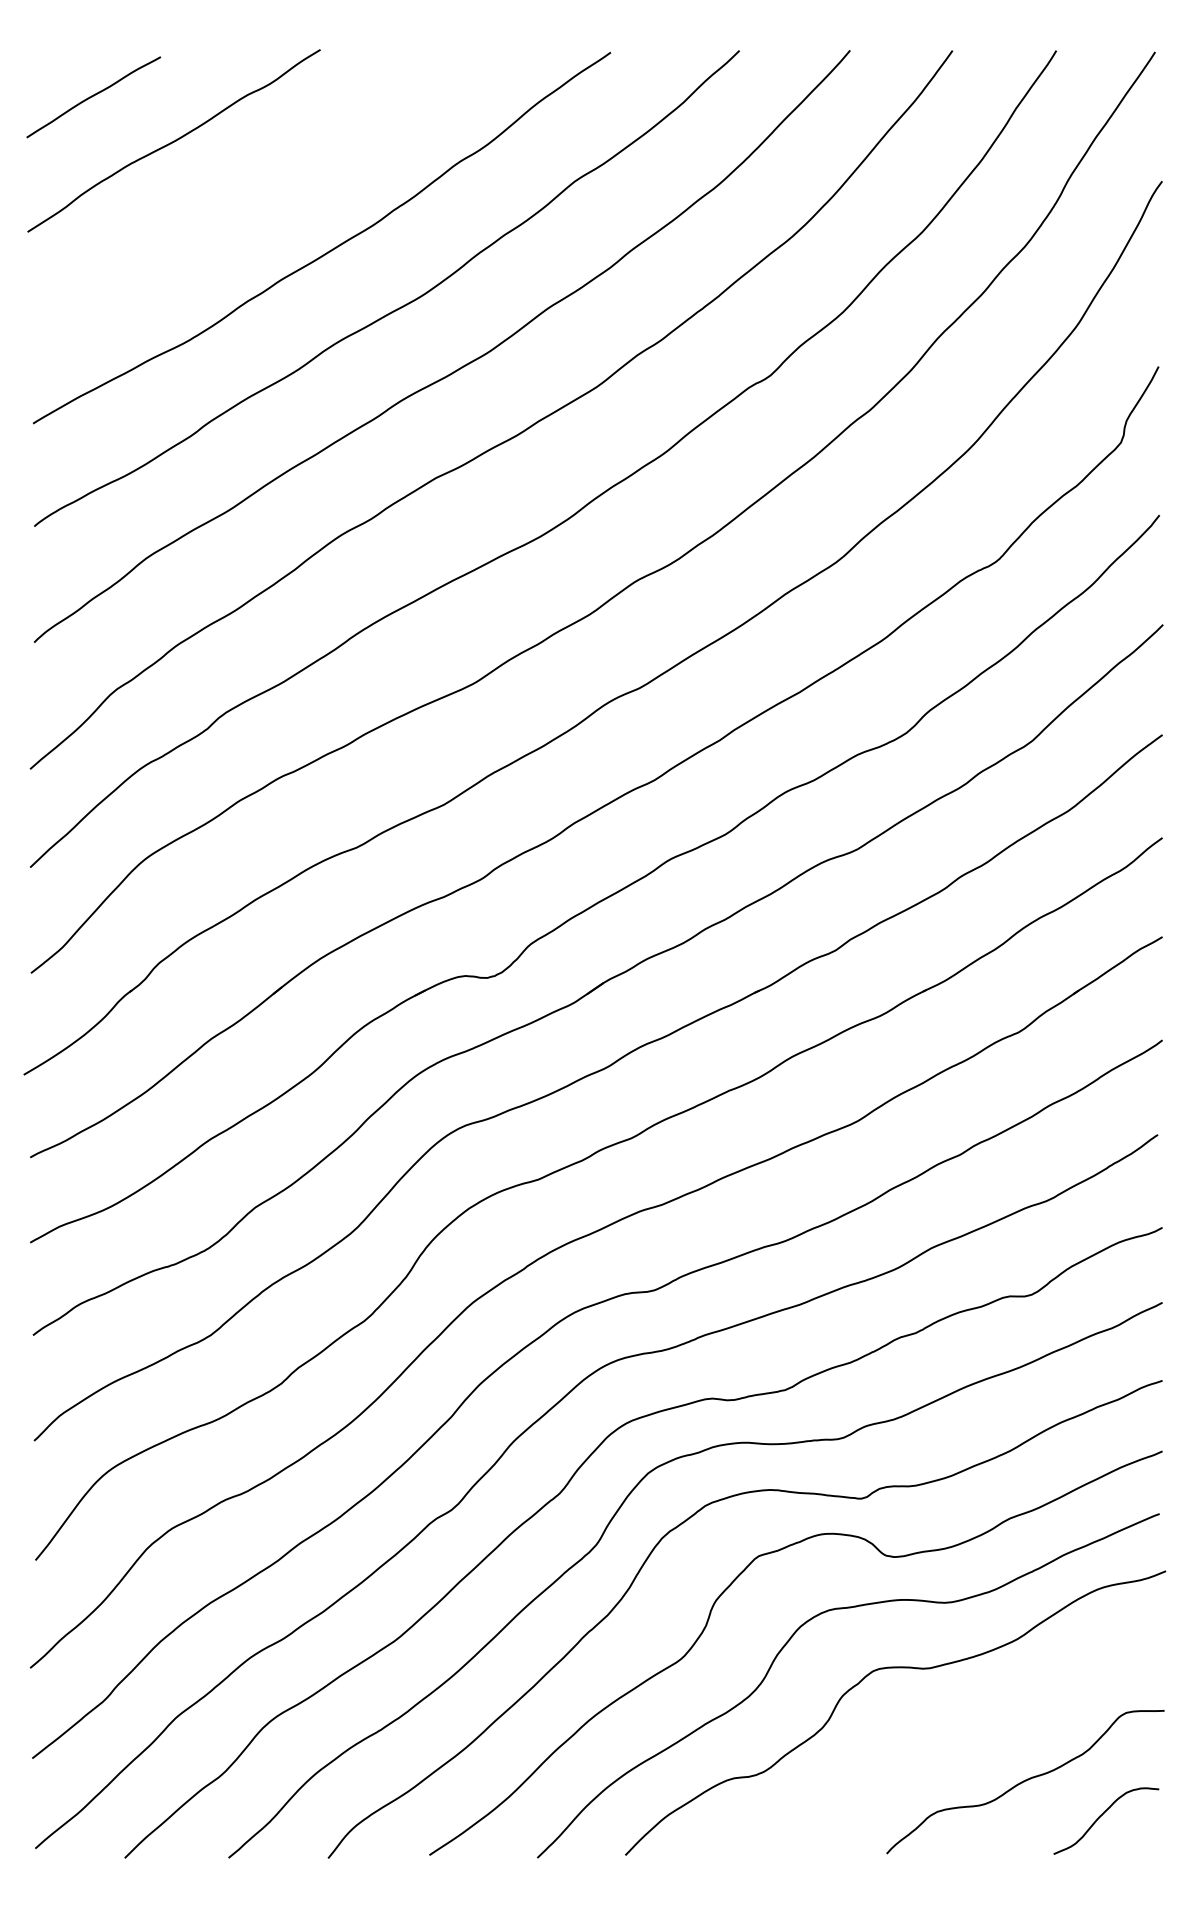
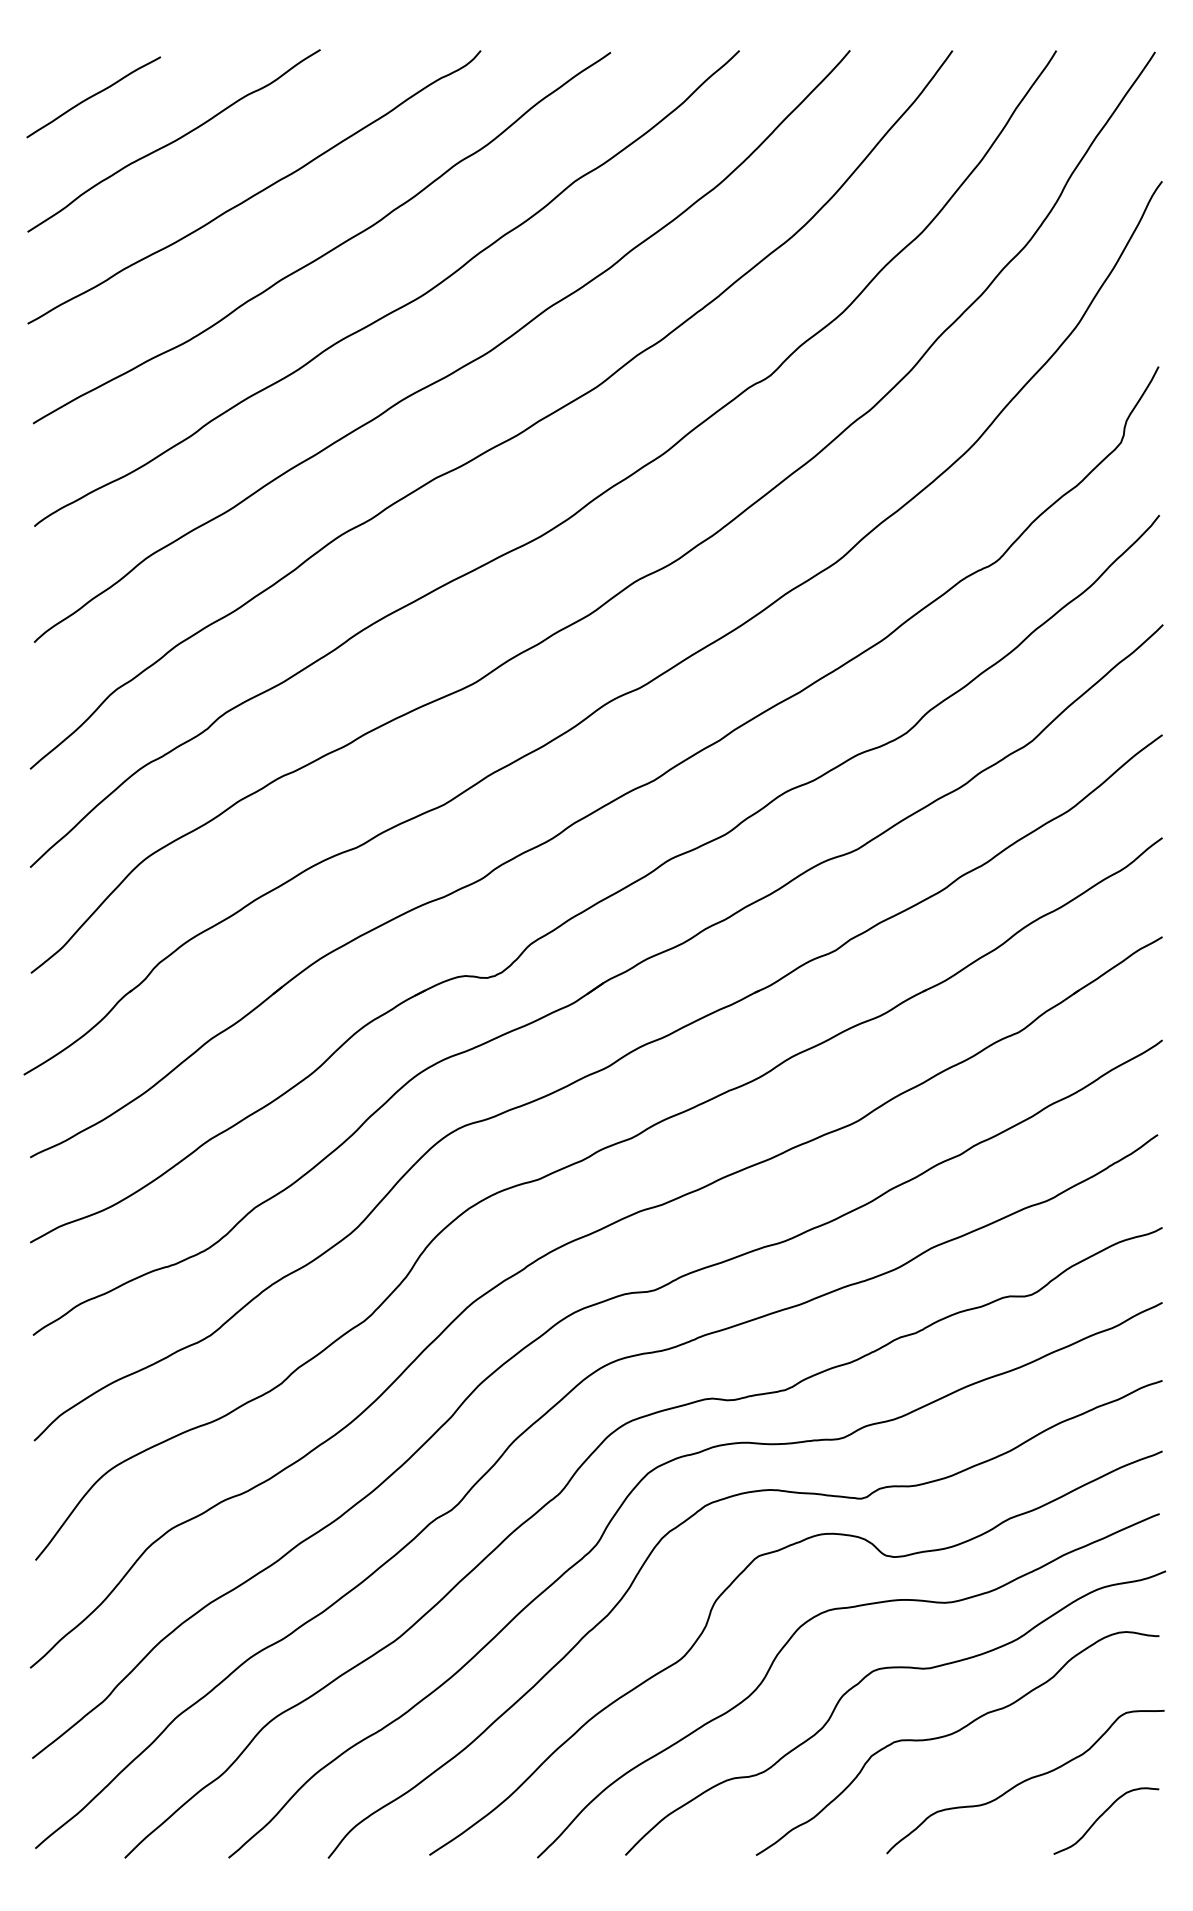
curve: none -> present (258, 191)
curve: none -> present (953, 1734)
